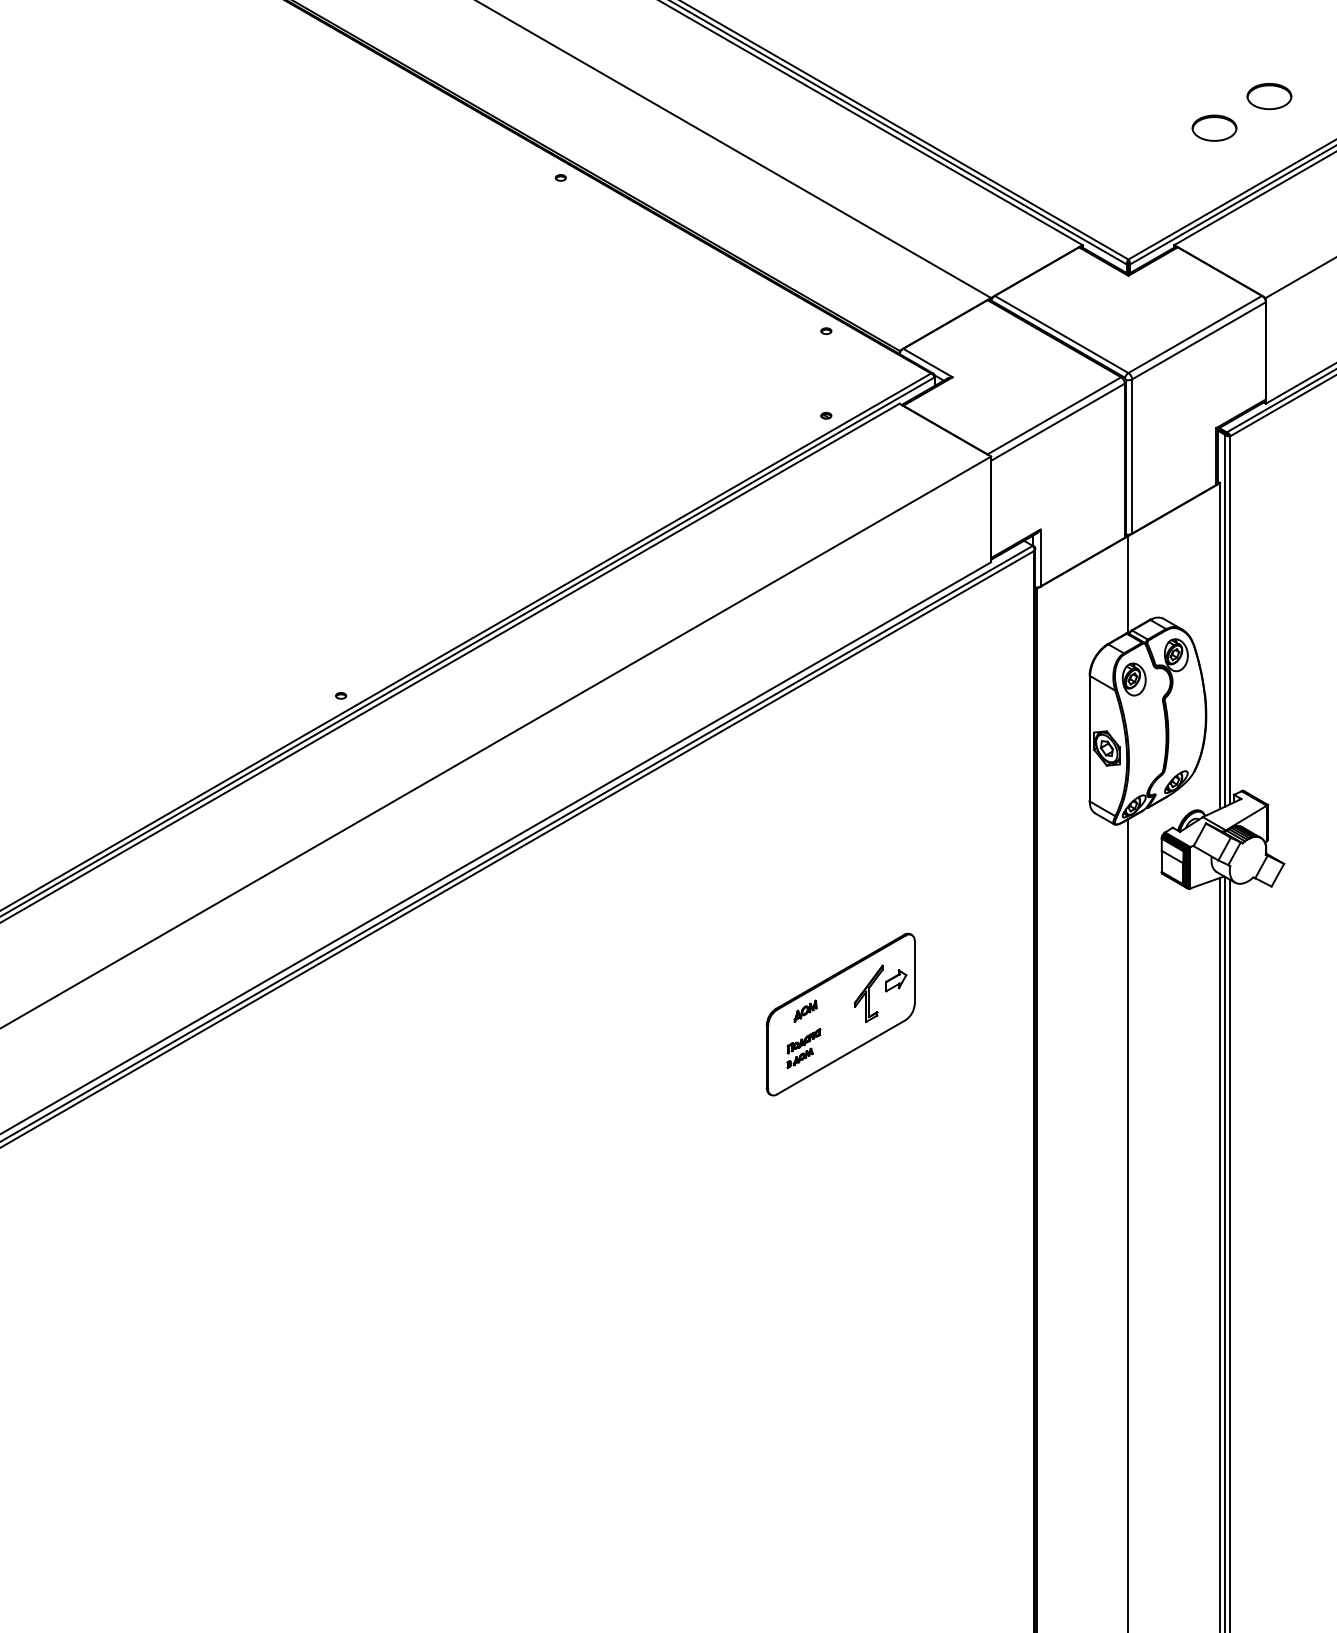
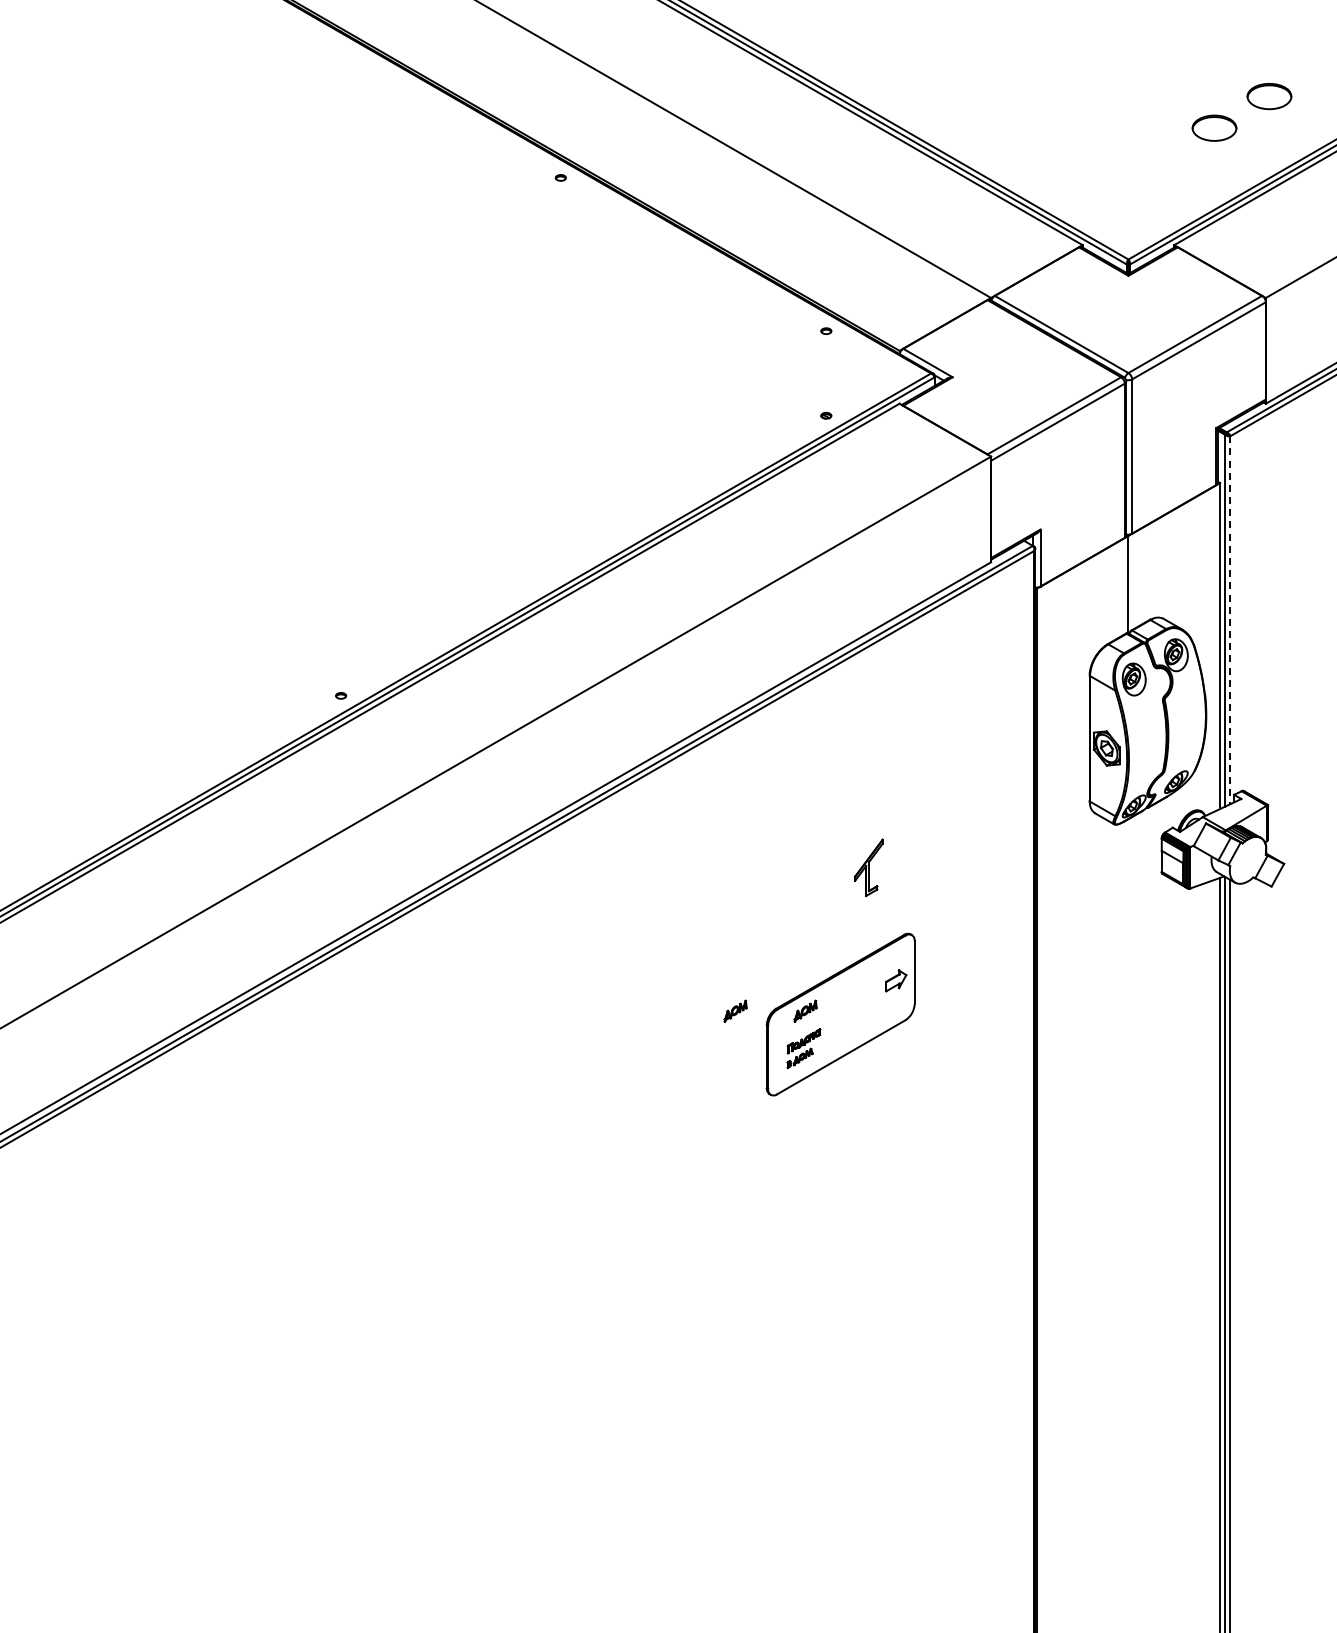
line: solid -> dashed (1230, 620)
part position: (868, 993) -> (868, 867) (868, 867)
part: none -> present (735, 1010)
line: present -> none (1128, 1224)
